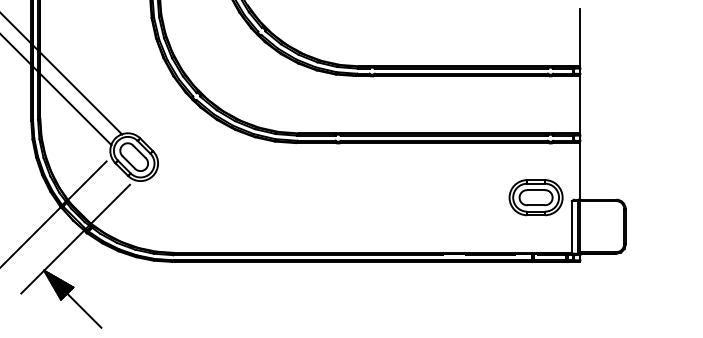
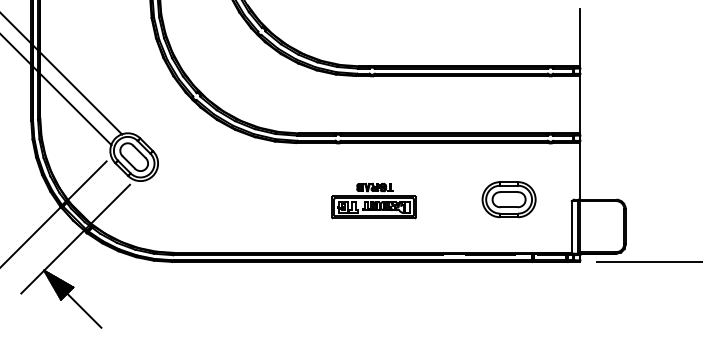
part position: (535, 197) -> (508, 199) (508, 199)
part: none -> present (373, 200)
line: none -> present (647, 261)
